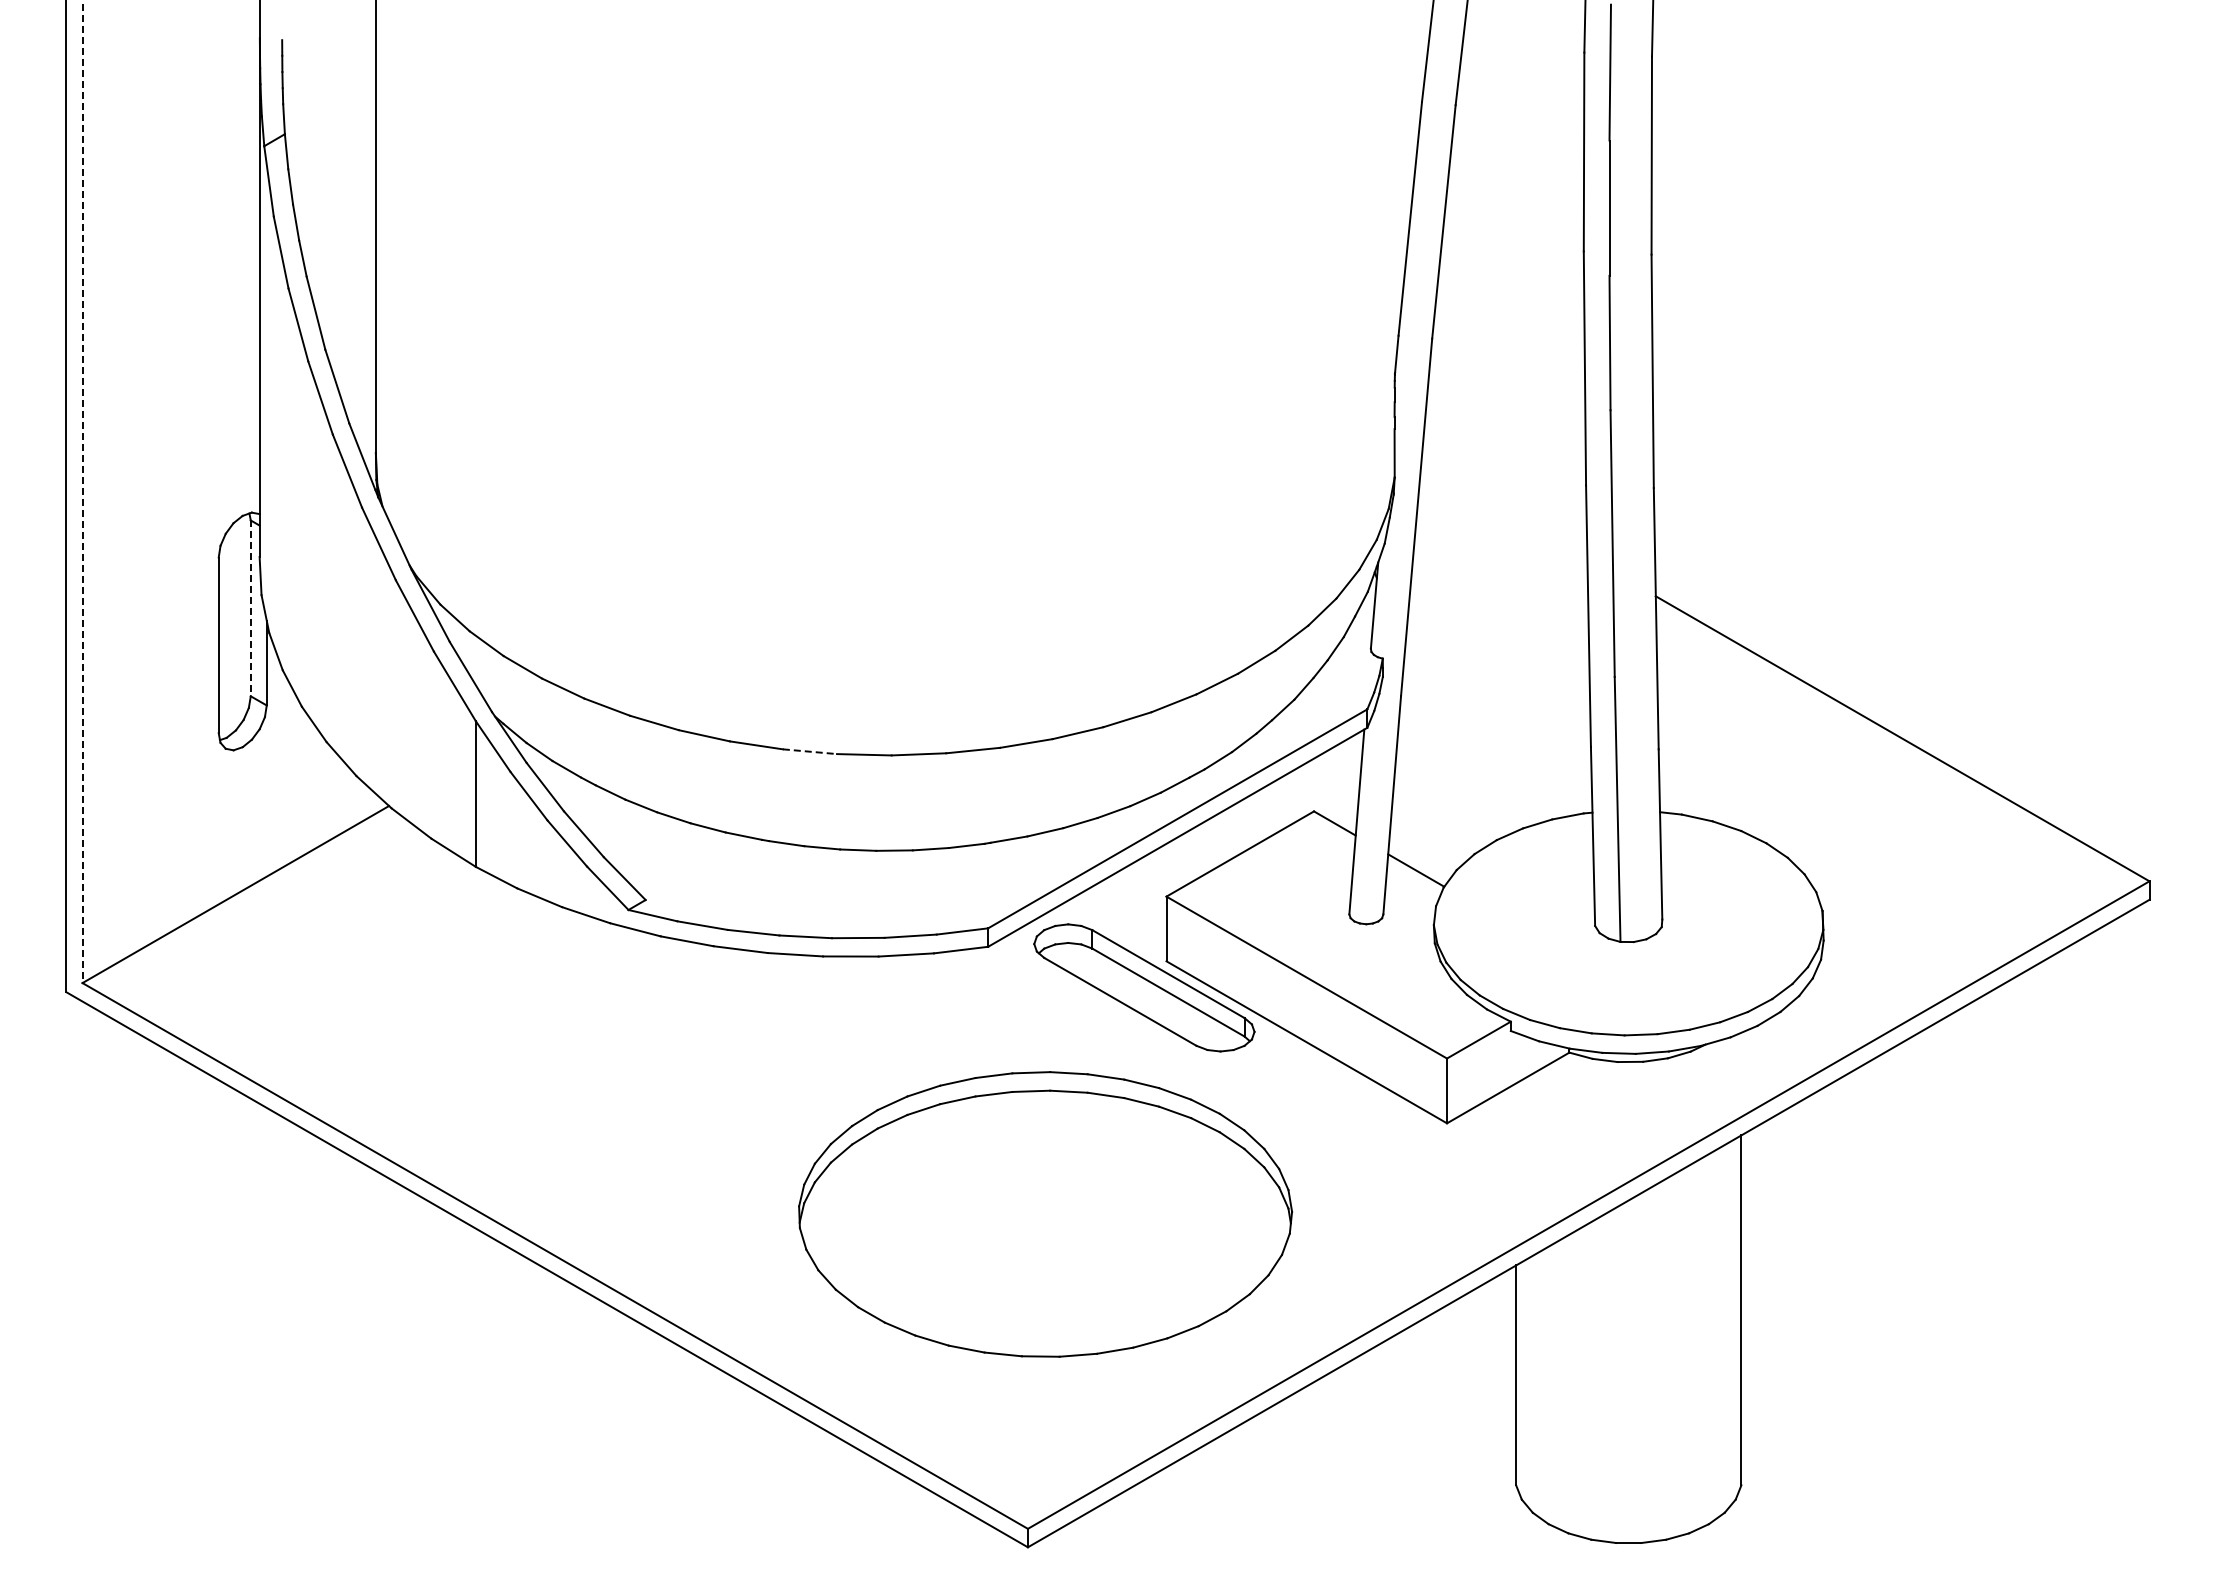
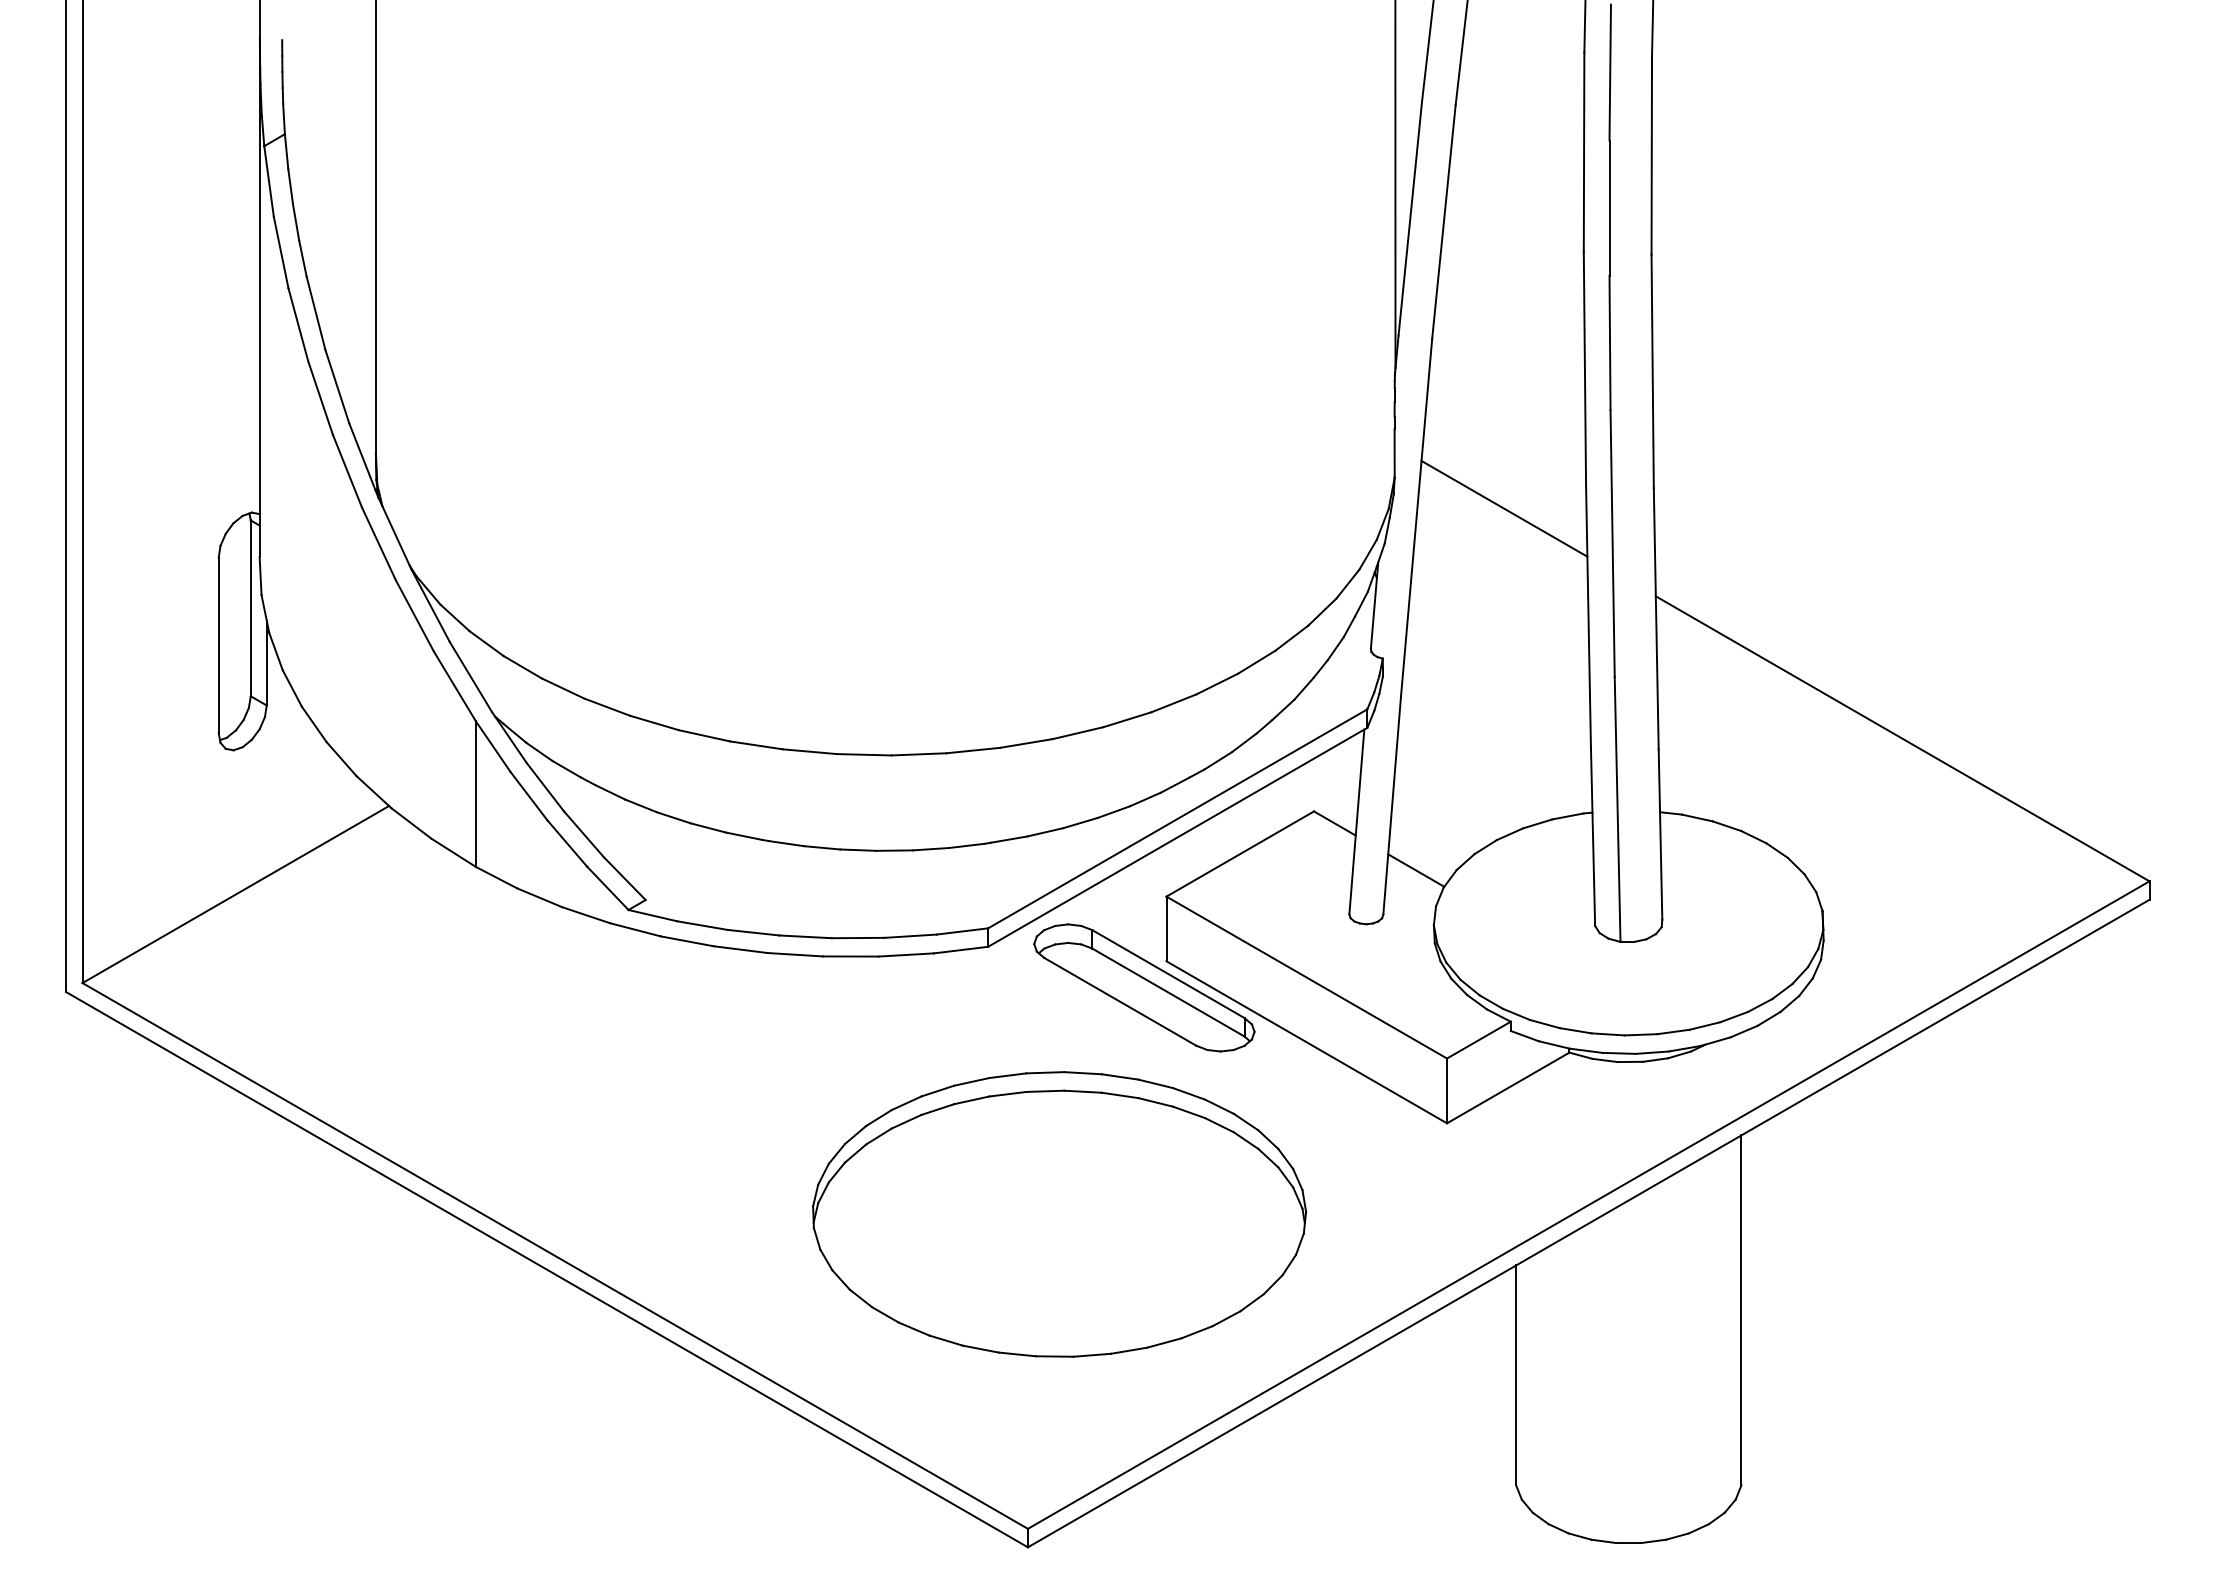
line: none -> present (1395, 185)
line: dashed -> solid (82, 492)
line: none -> present (1504, 508)
line: dashed -> solid (250, 608)
line: dashed -> solid (810, 751)
part position: (1045, 1214) -> (1059, 1214) (1059, 1214)
